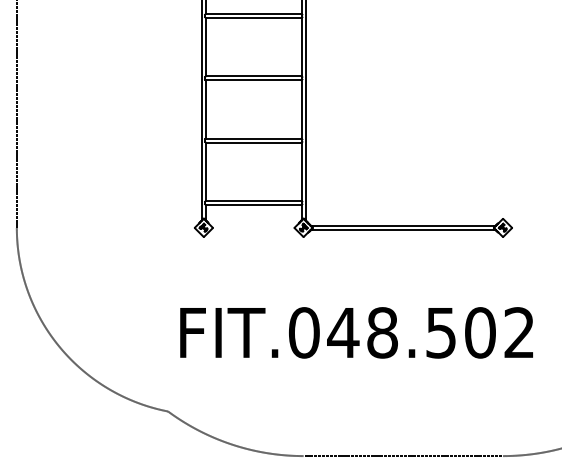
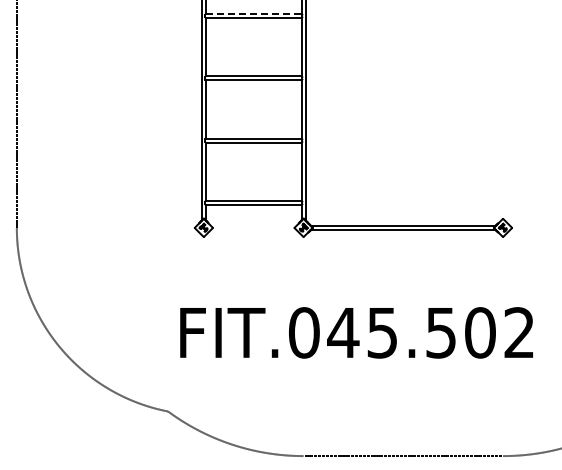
line: solid -> dashed (253, 13)
text: FIT.048.502 -> FIT.045.502 (382, 332)
